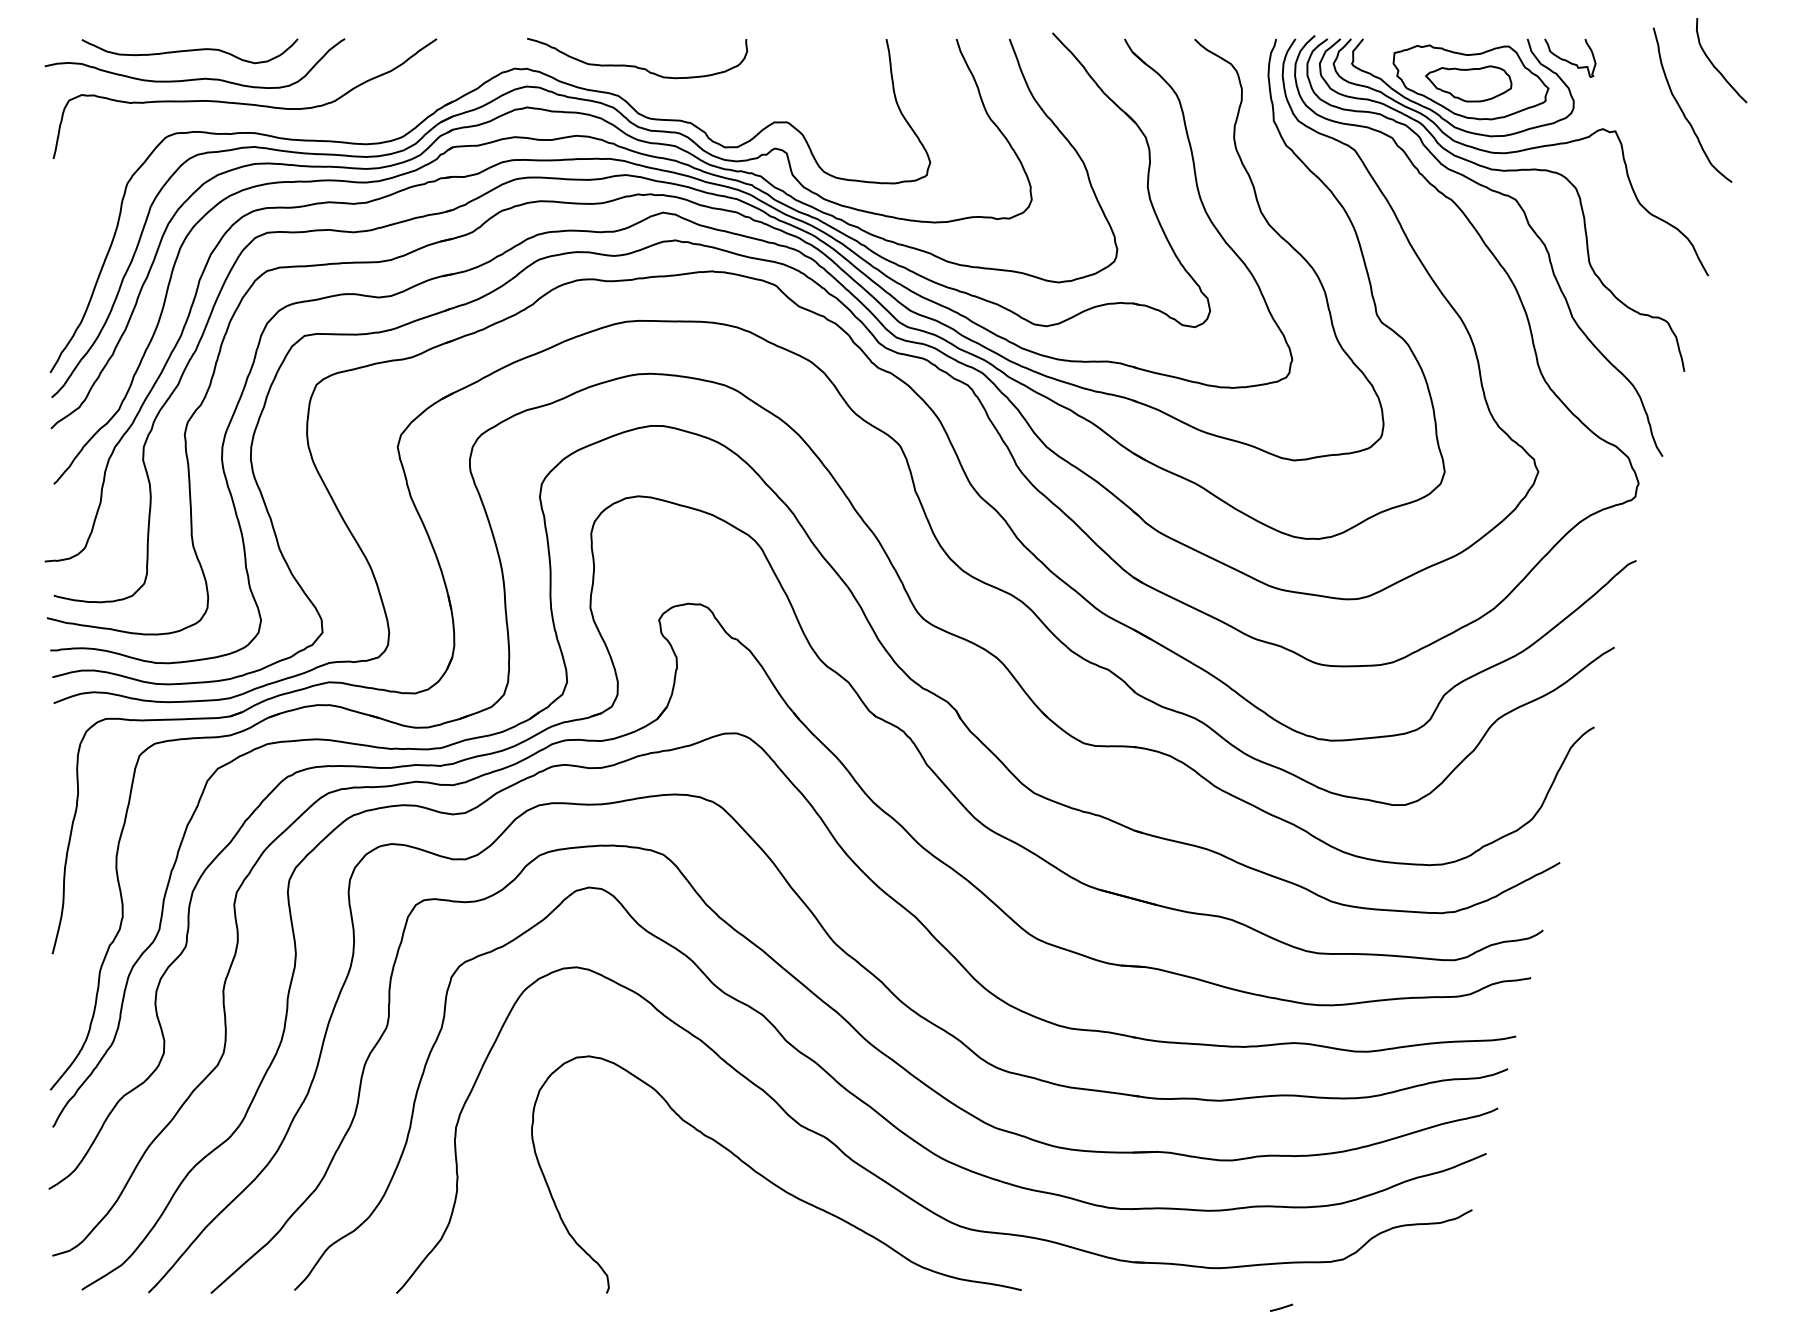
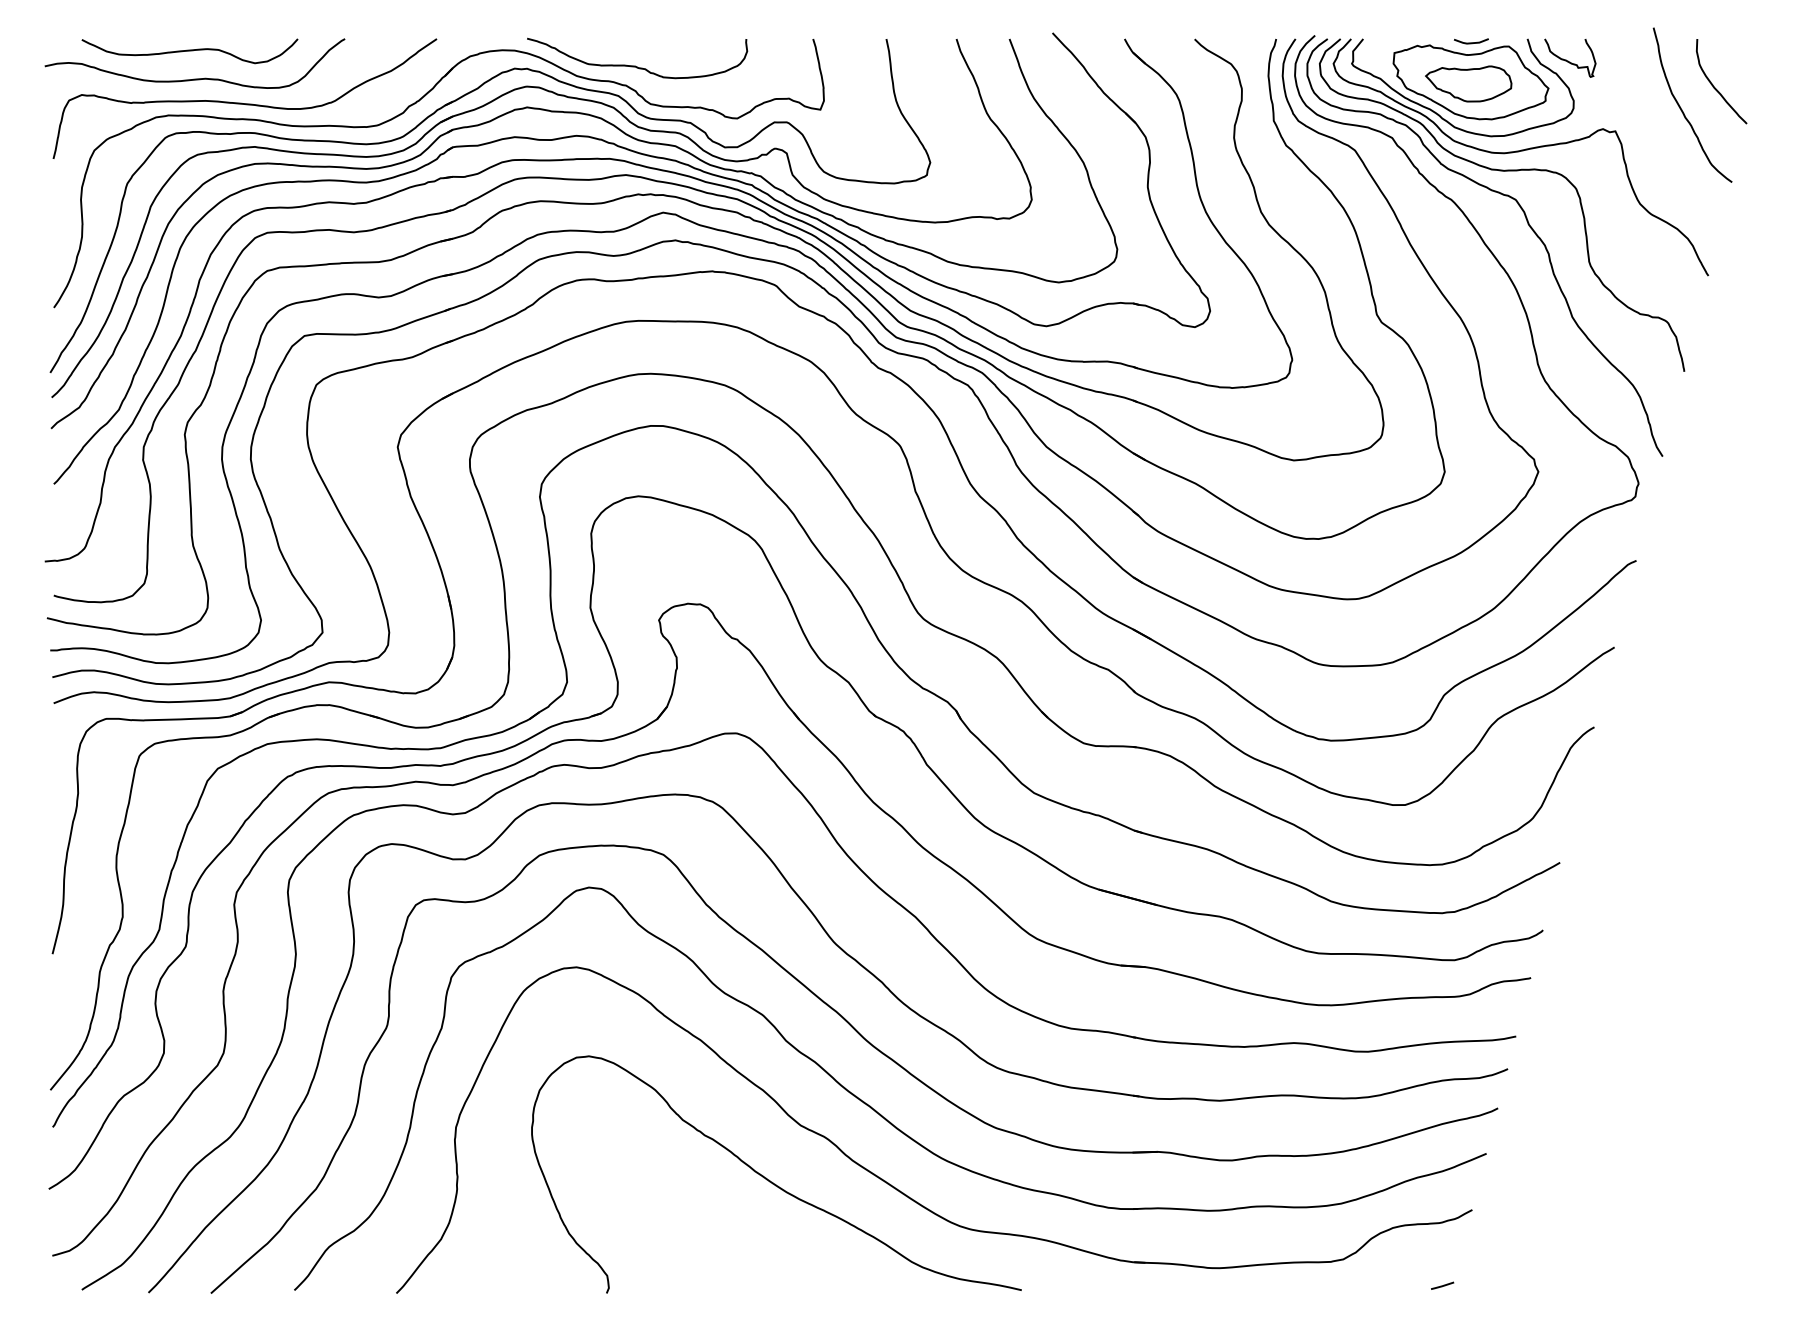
line: none -> present (1471, 42)
curve position: (1715, 66) -> (1715, 87) (1715, 87)
part: none -> present (402, 114)
line position: (1281, 1307) -> (1442, 1285) (1442, 1285)
